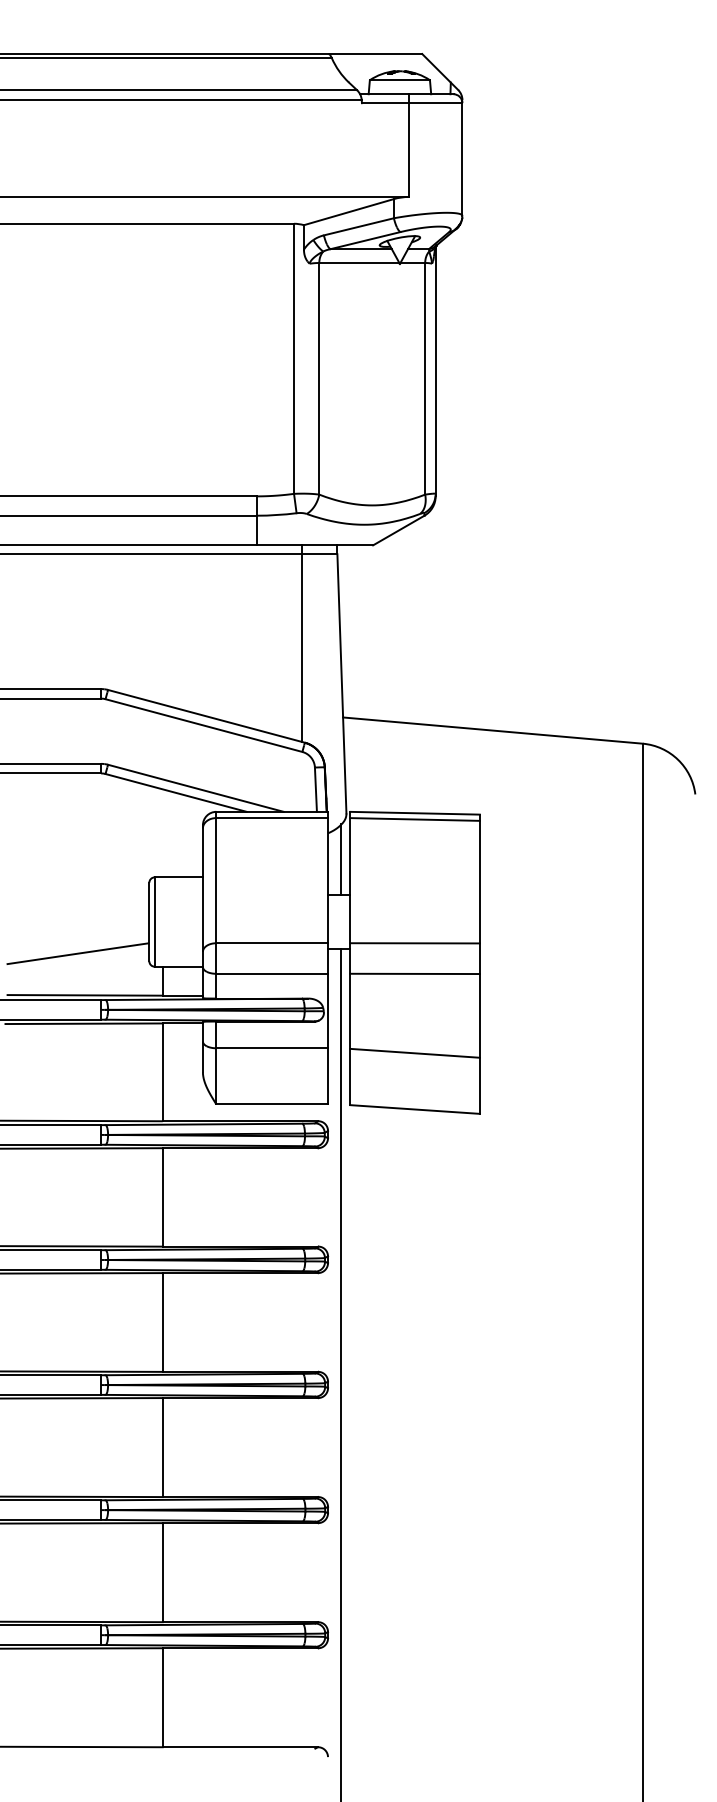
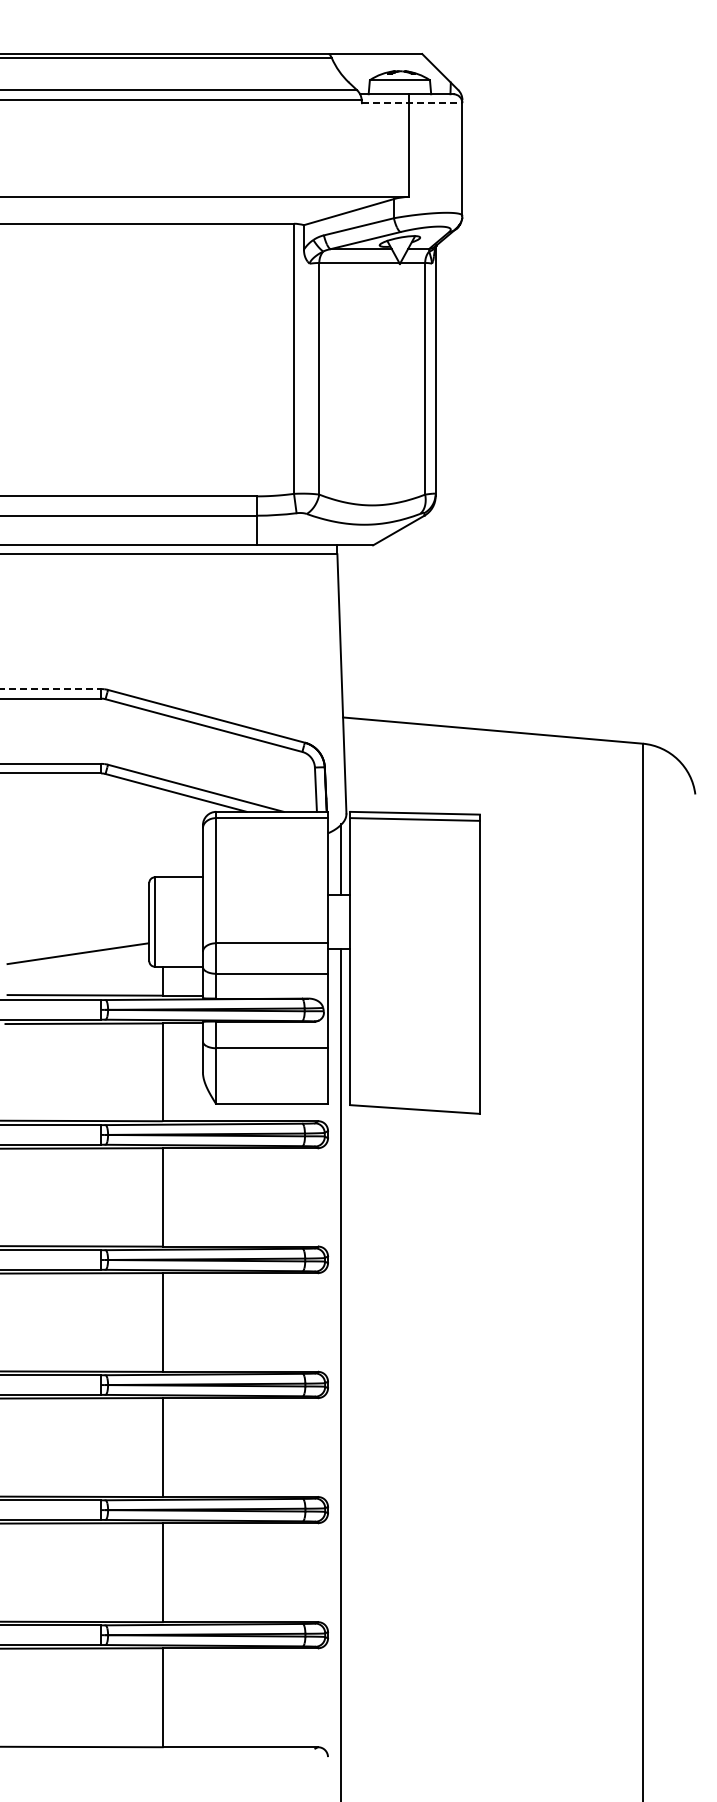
line: solid -> dashed (412, 103)
line: present -> none (301, 643)
line: solid -> dashed (51, 689)
line: present -> none (414, 943)
line: present -> none (414, 973)
line: present -> none (414, 1052)
